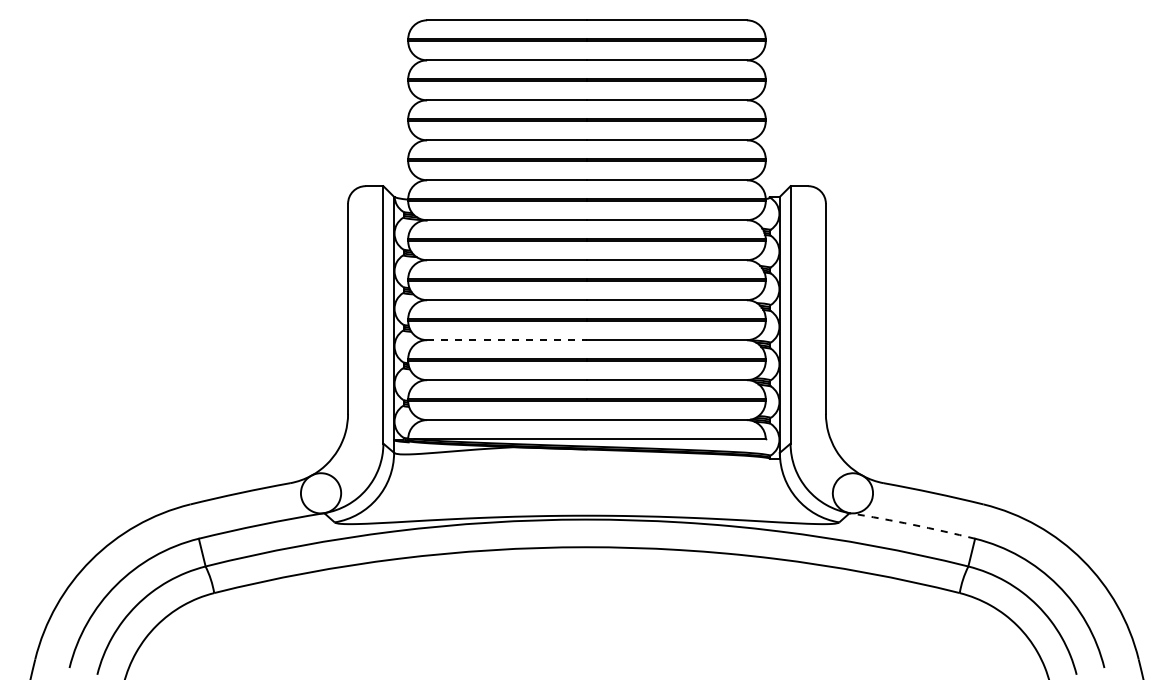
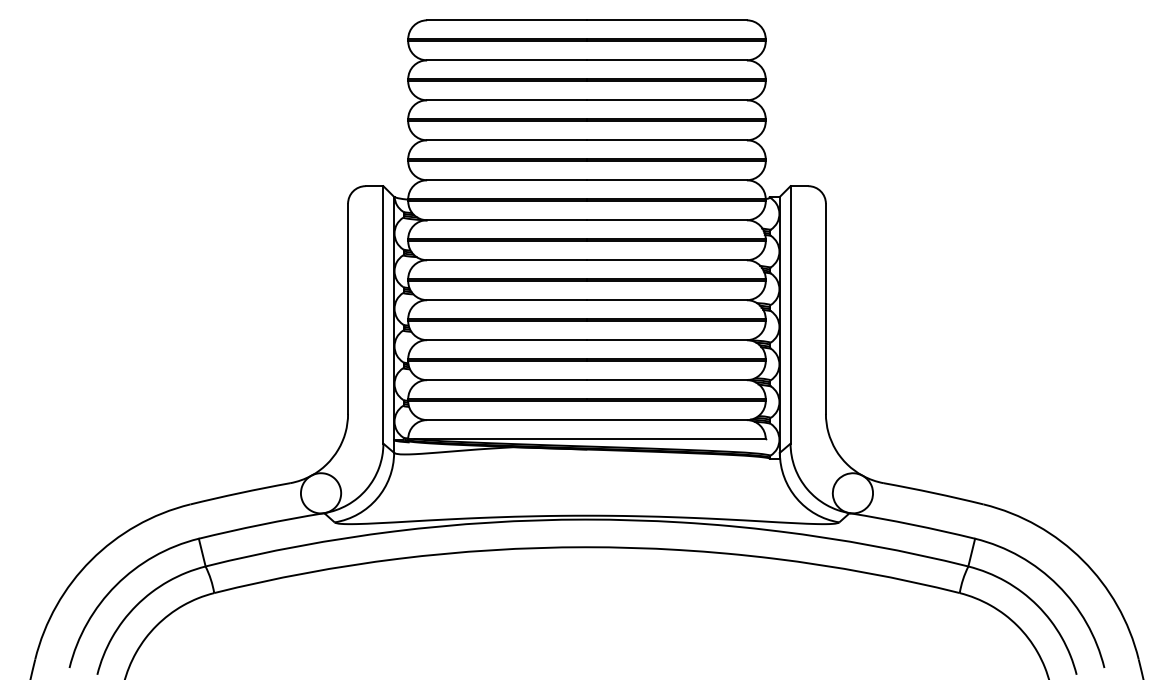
line: dashed -> solid (507, 340)
arc: dashed -> solid (912, 524)
